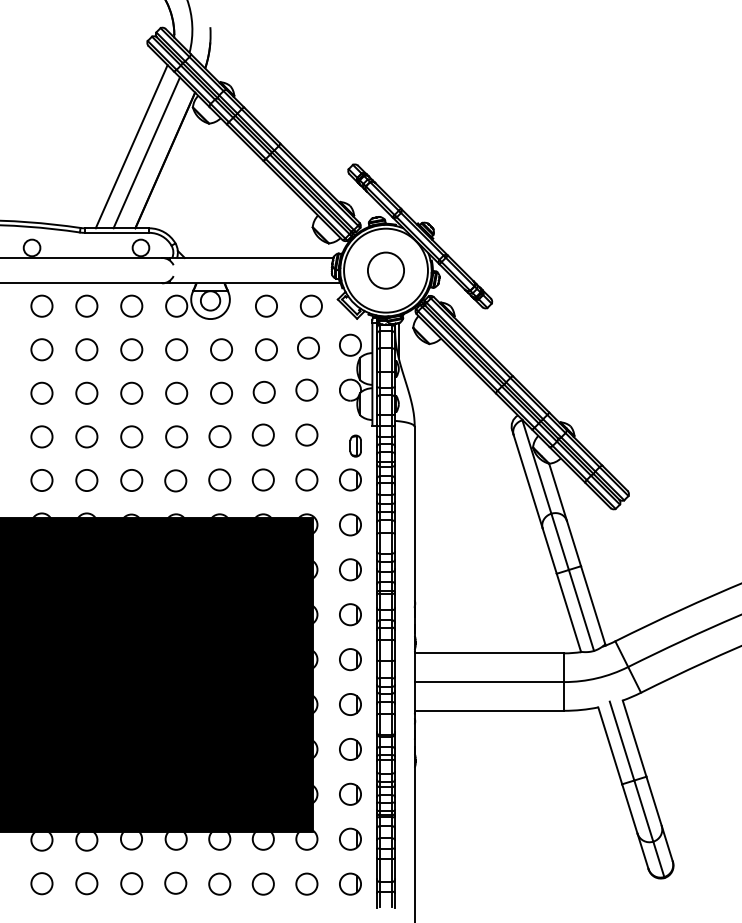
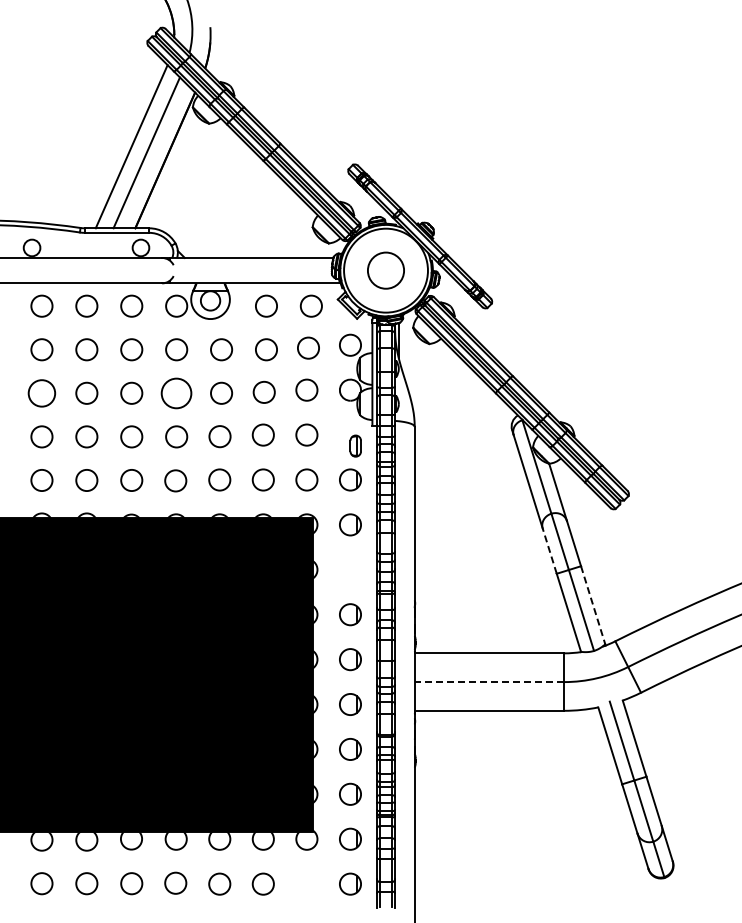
circle size: 24x24 px -> 30x29 px (41, 393)
circle size: 24x24 px -> 33x33 px (176, 393)
line: solid -> dashed (549, 551)
part: present -> none (350, 569)
line: solid -> dashed (593, 605)
line: solid -> dashed (489, 682)
circle: present -> none (306, 883)
